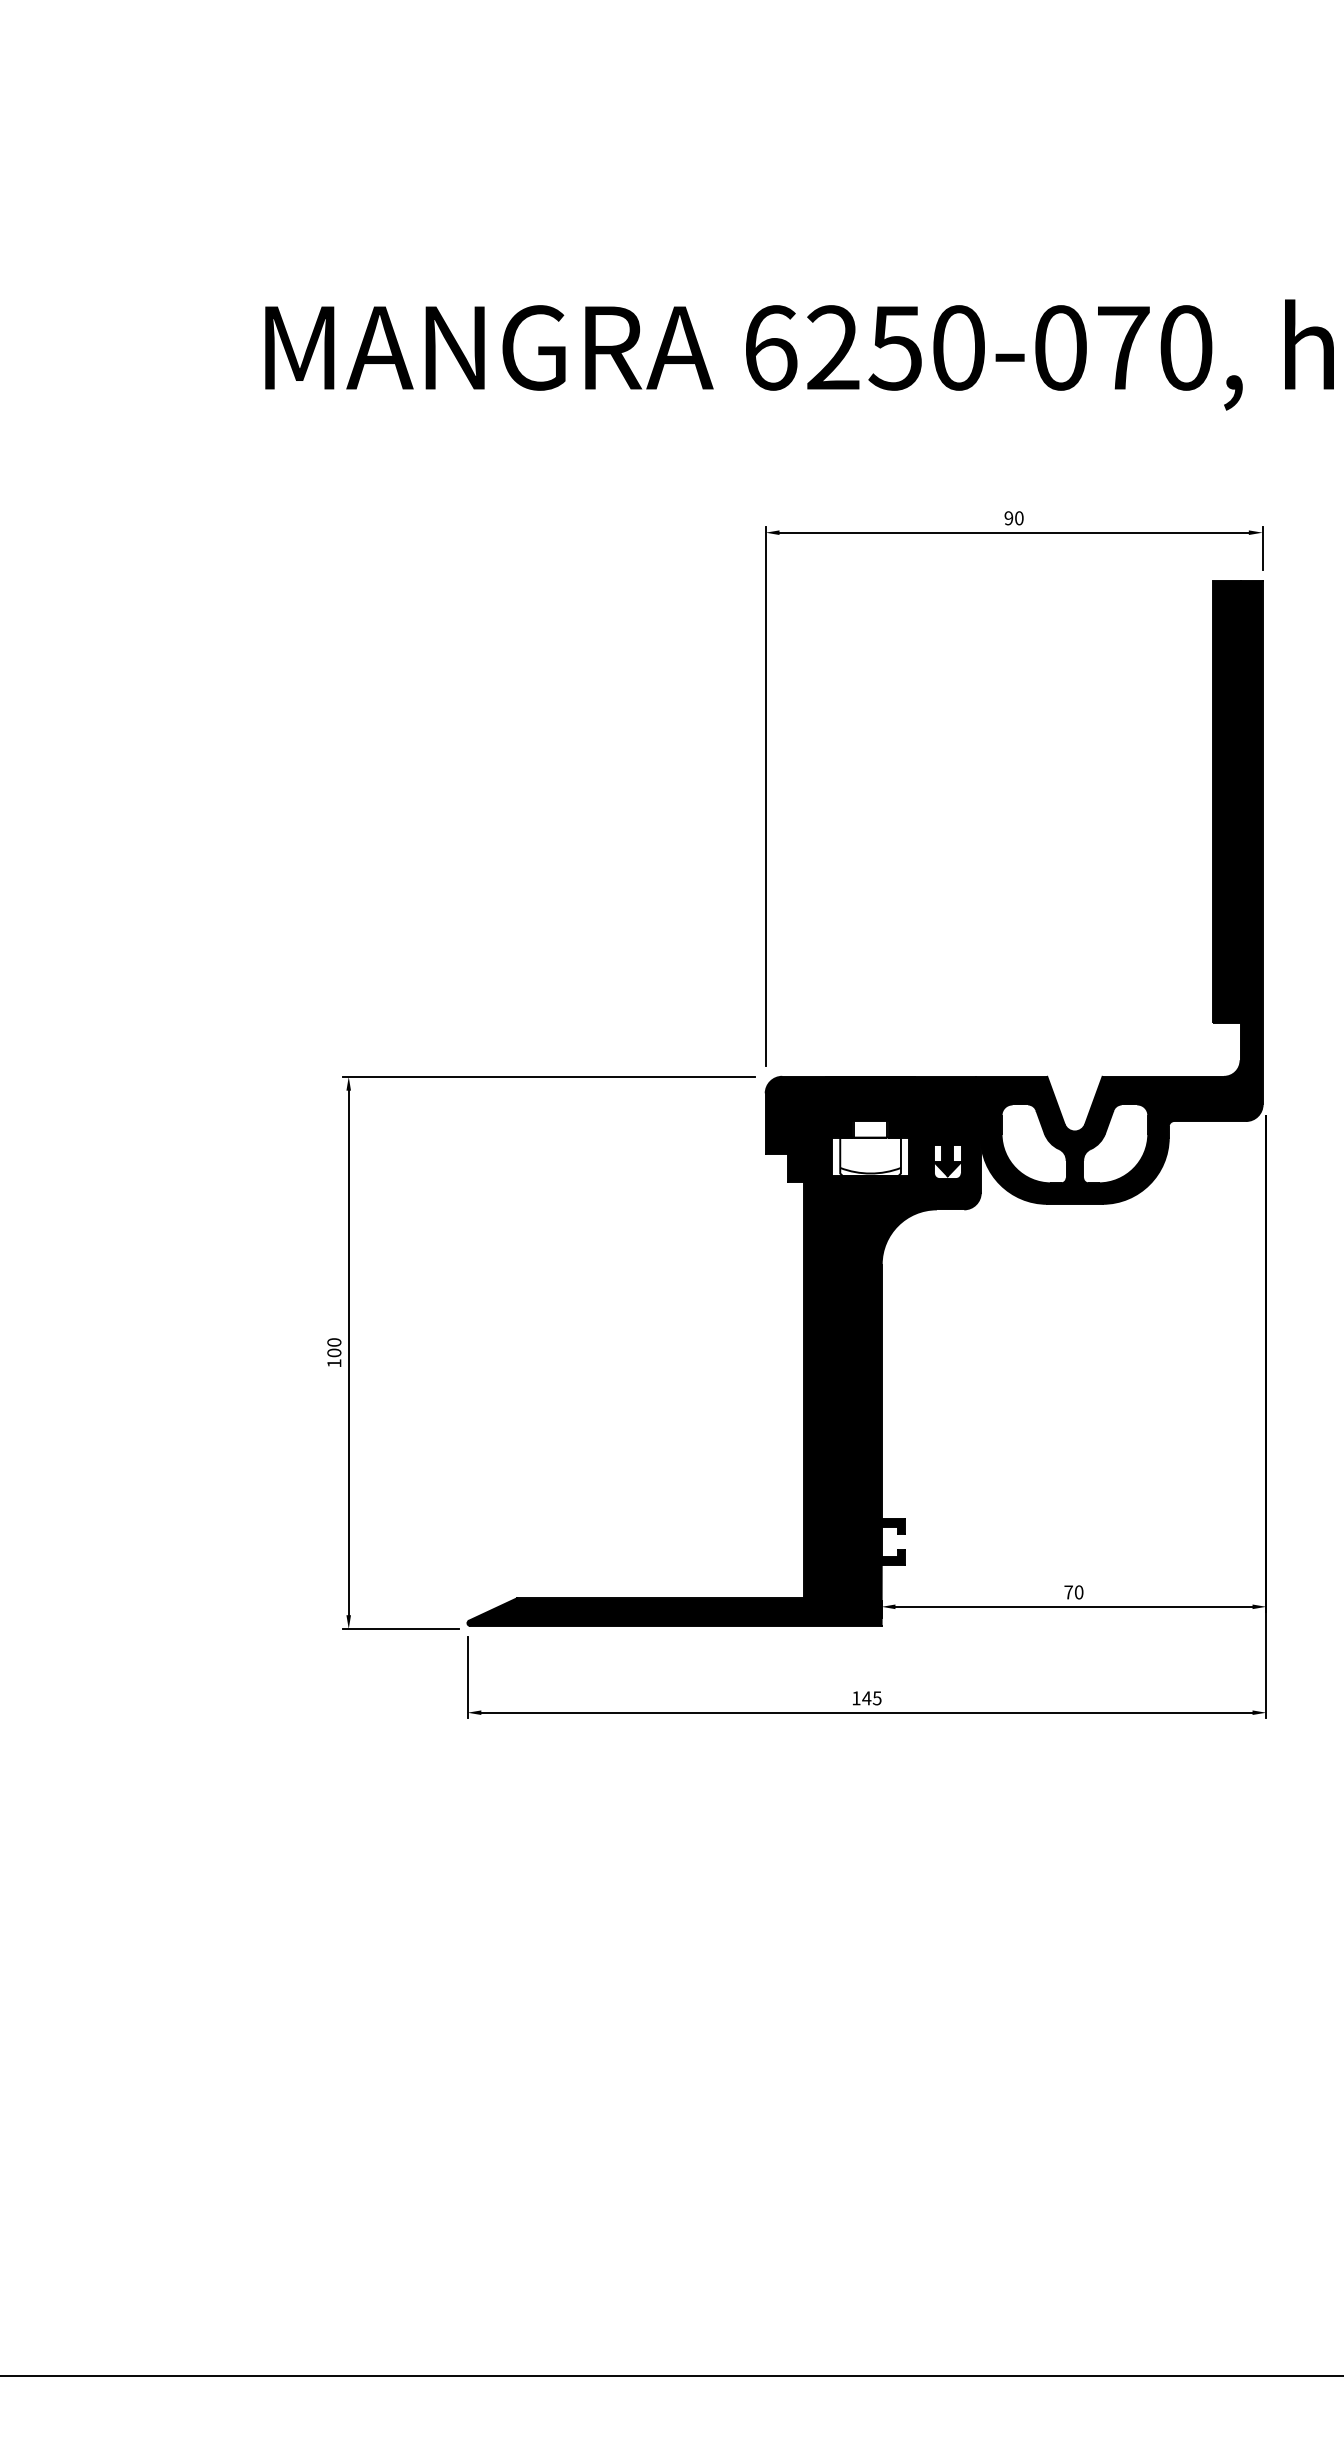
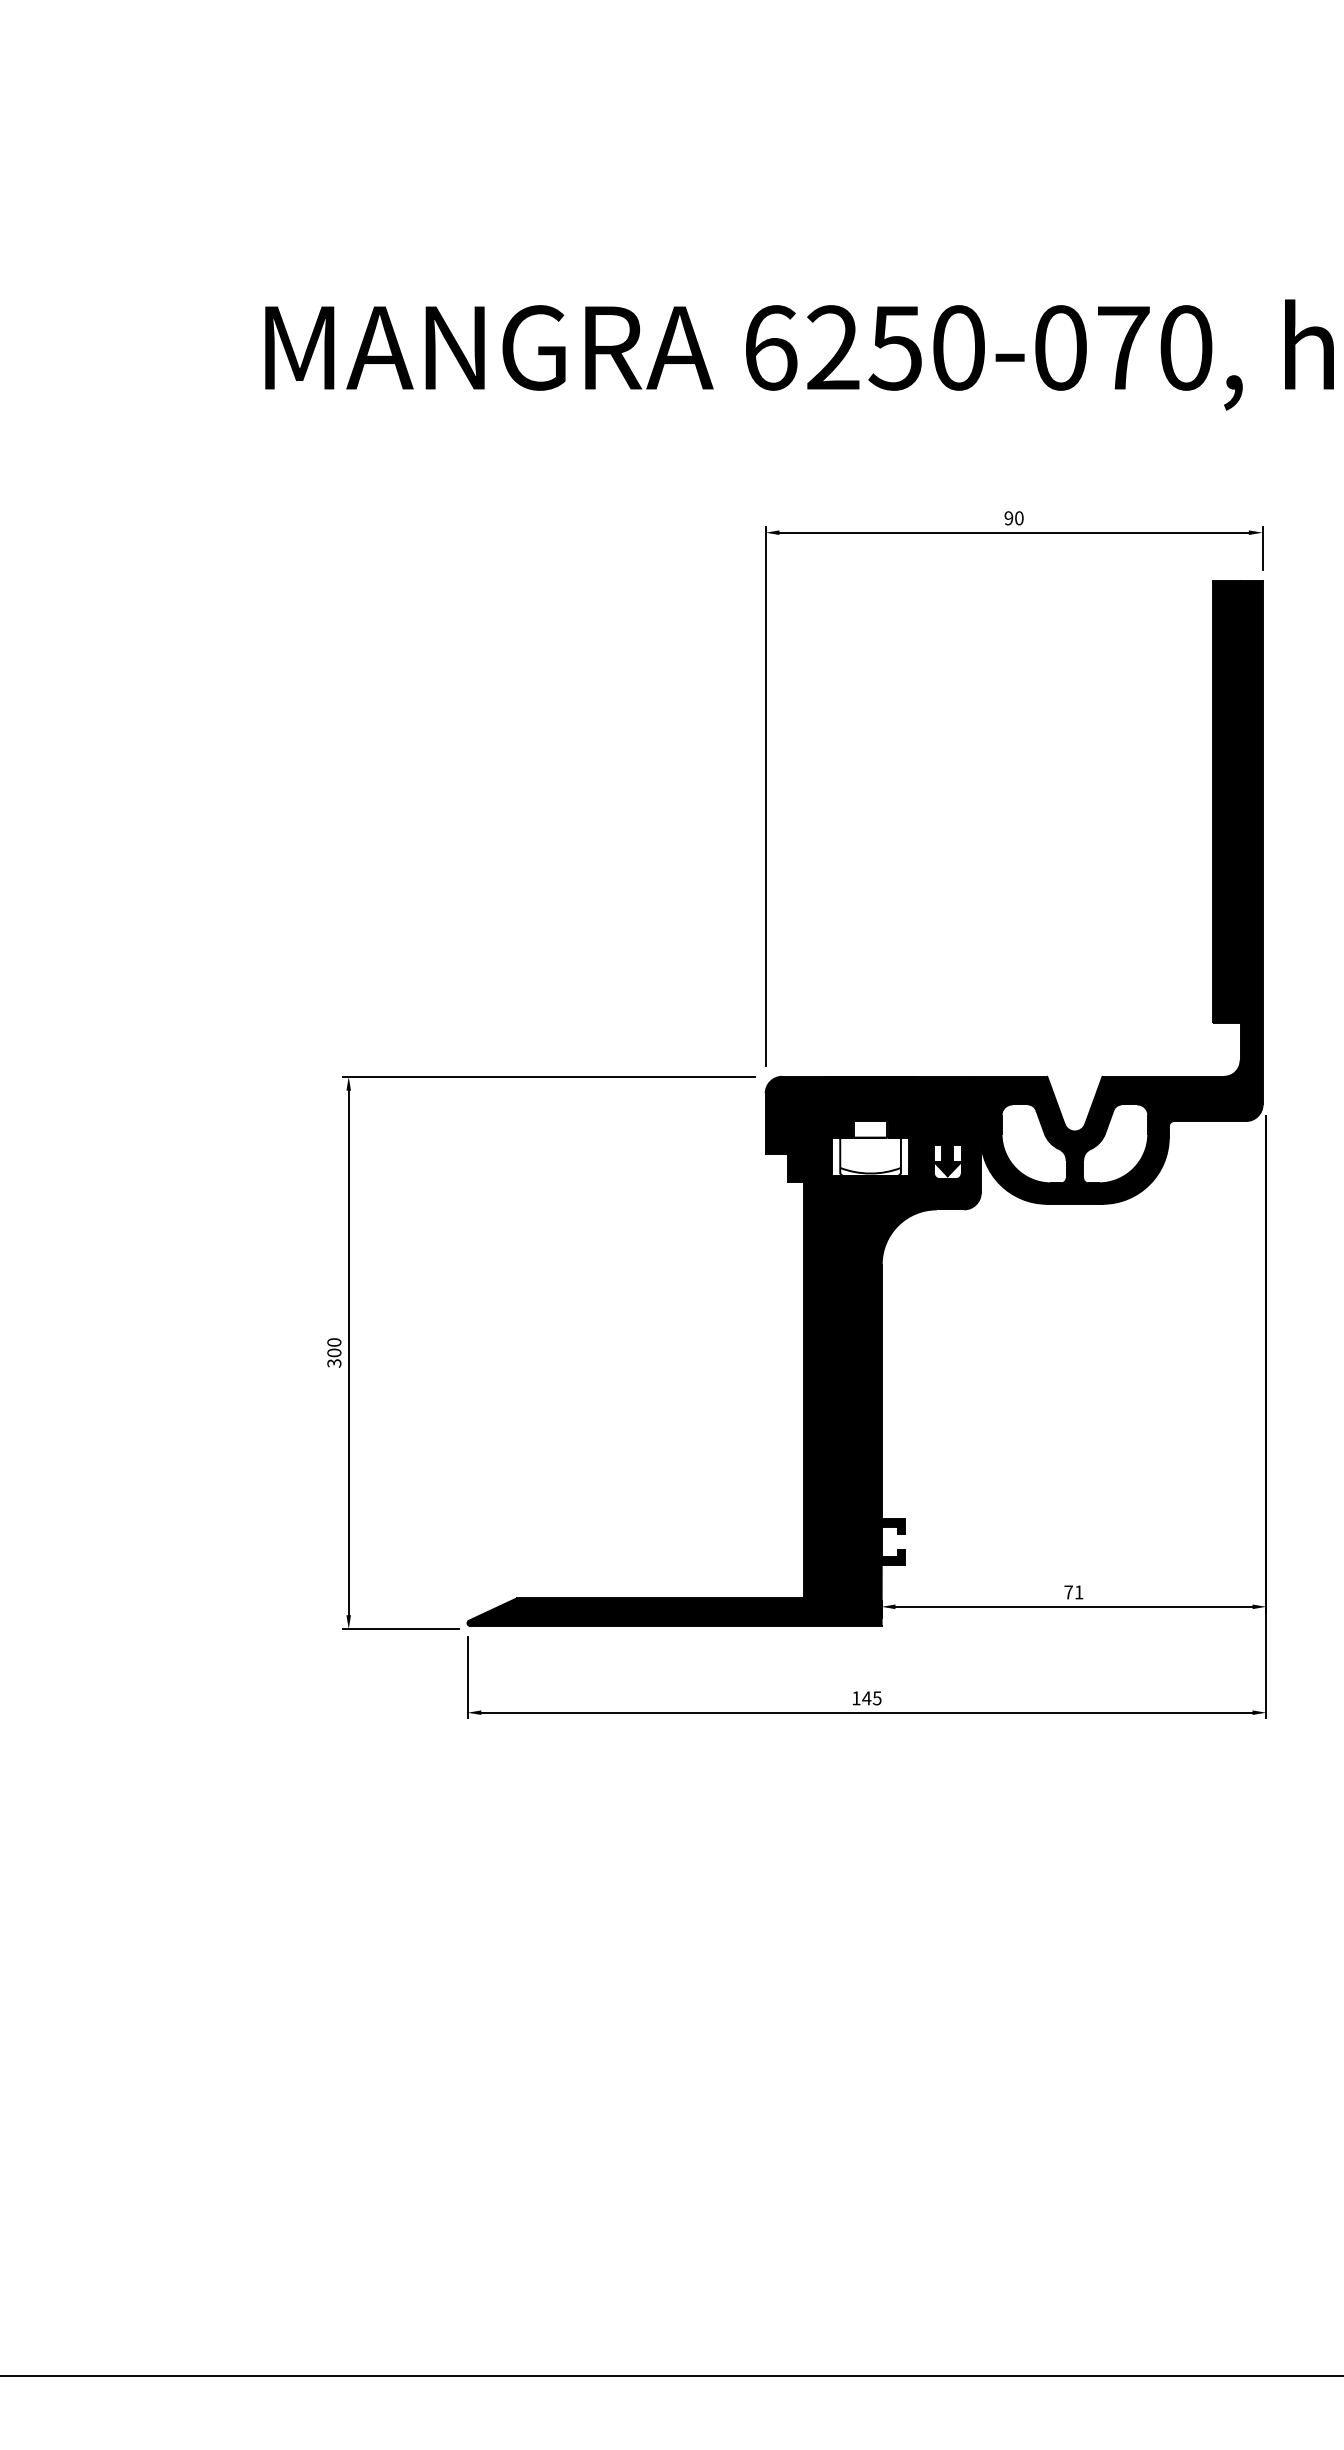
text: 100 -> 300 (334, 1363)
text: 70 -> 71 (1079, 1592)
